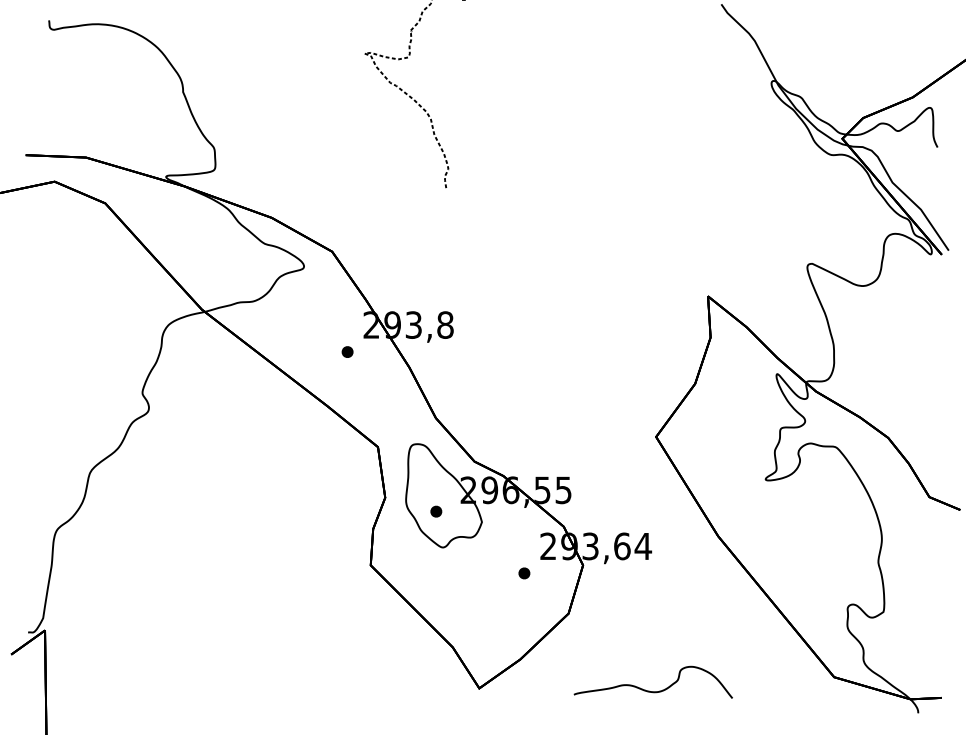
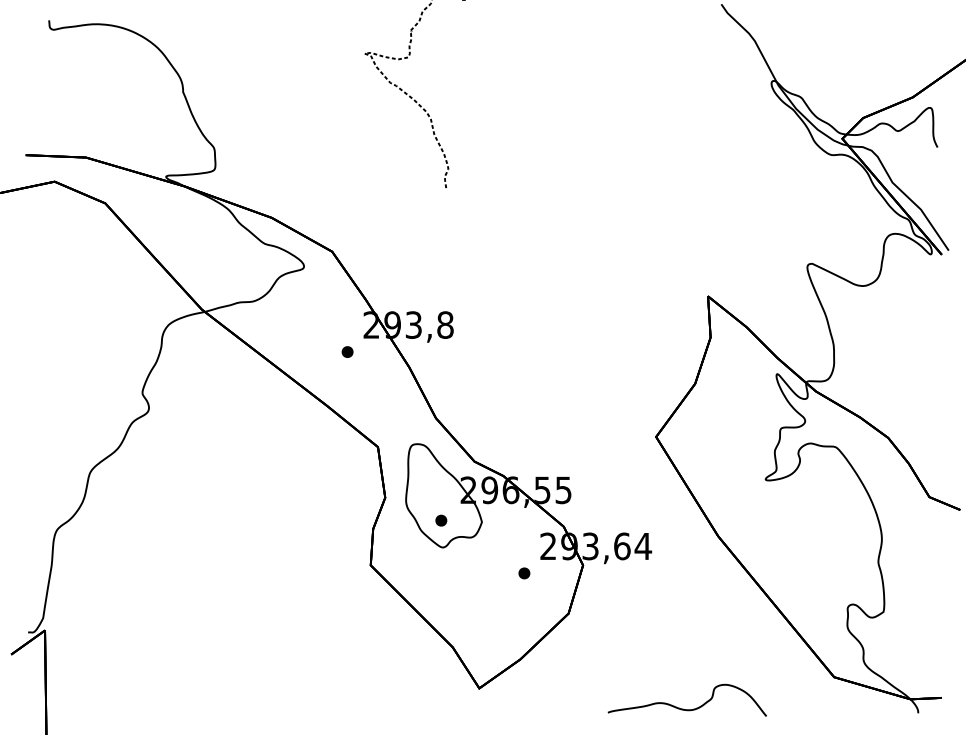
part position: (436, 511) -> (441, 520) (441, 520)
curve position: (649, 690) -> (683, 708) (683, 708)
